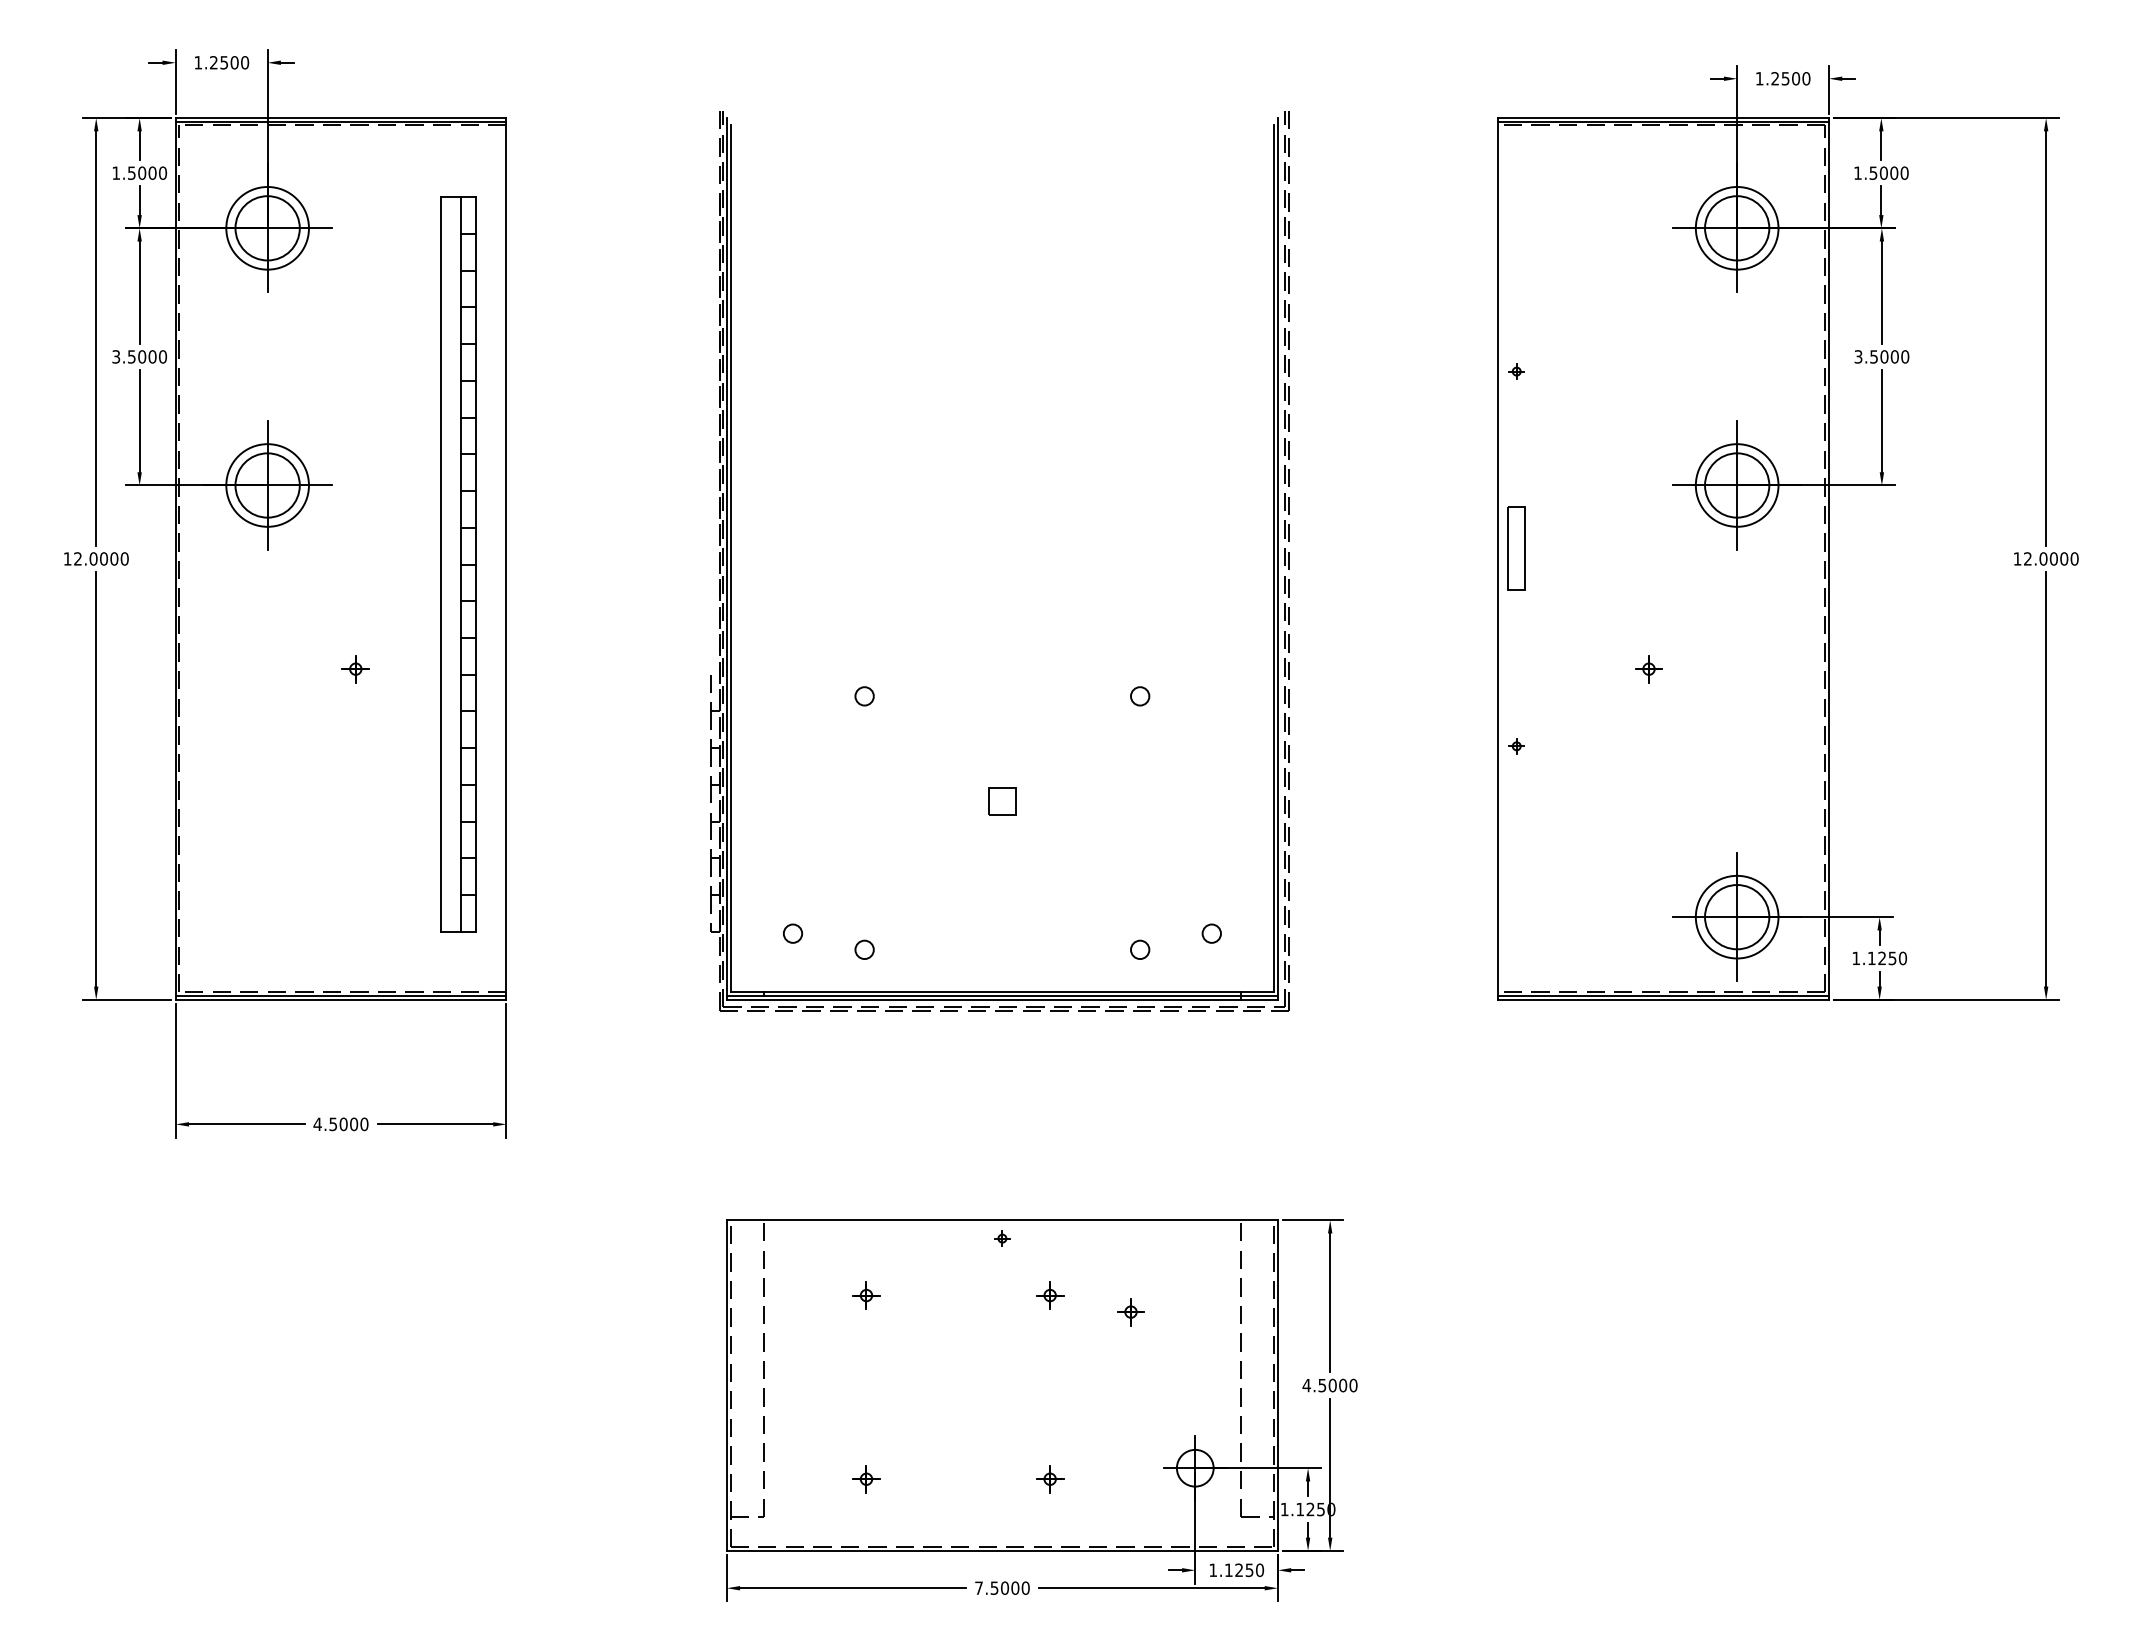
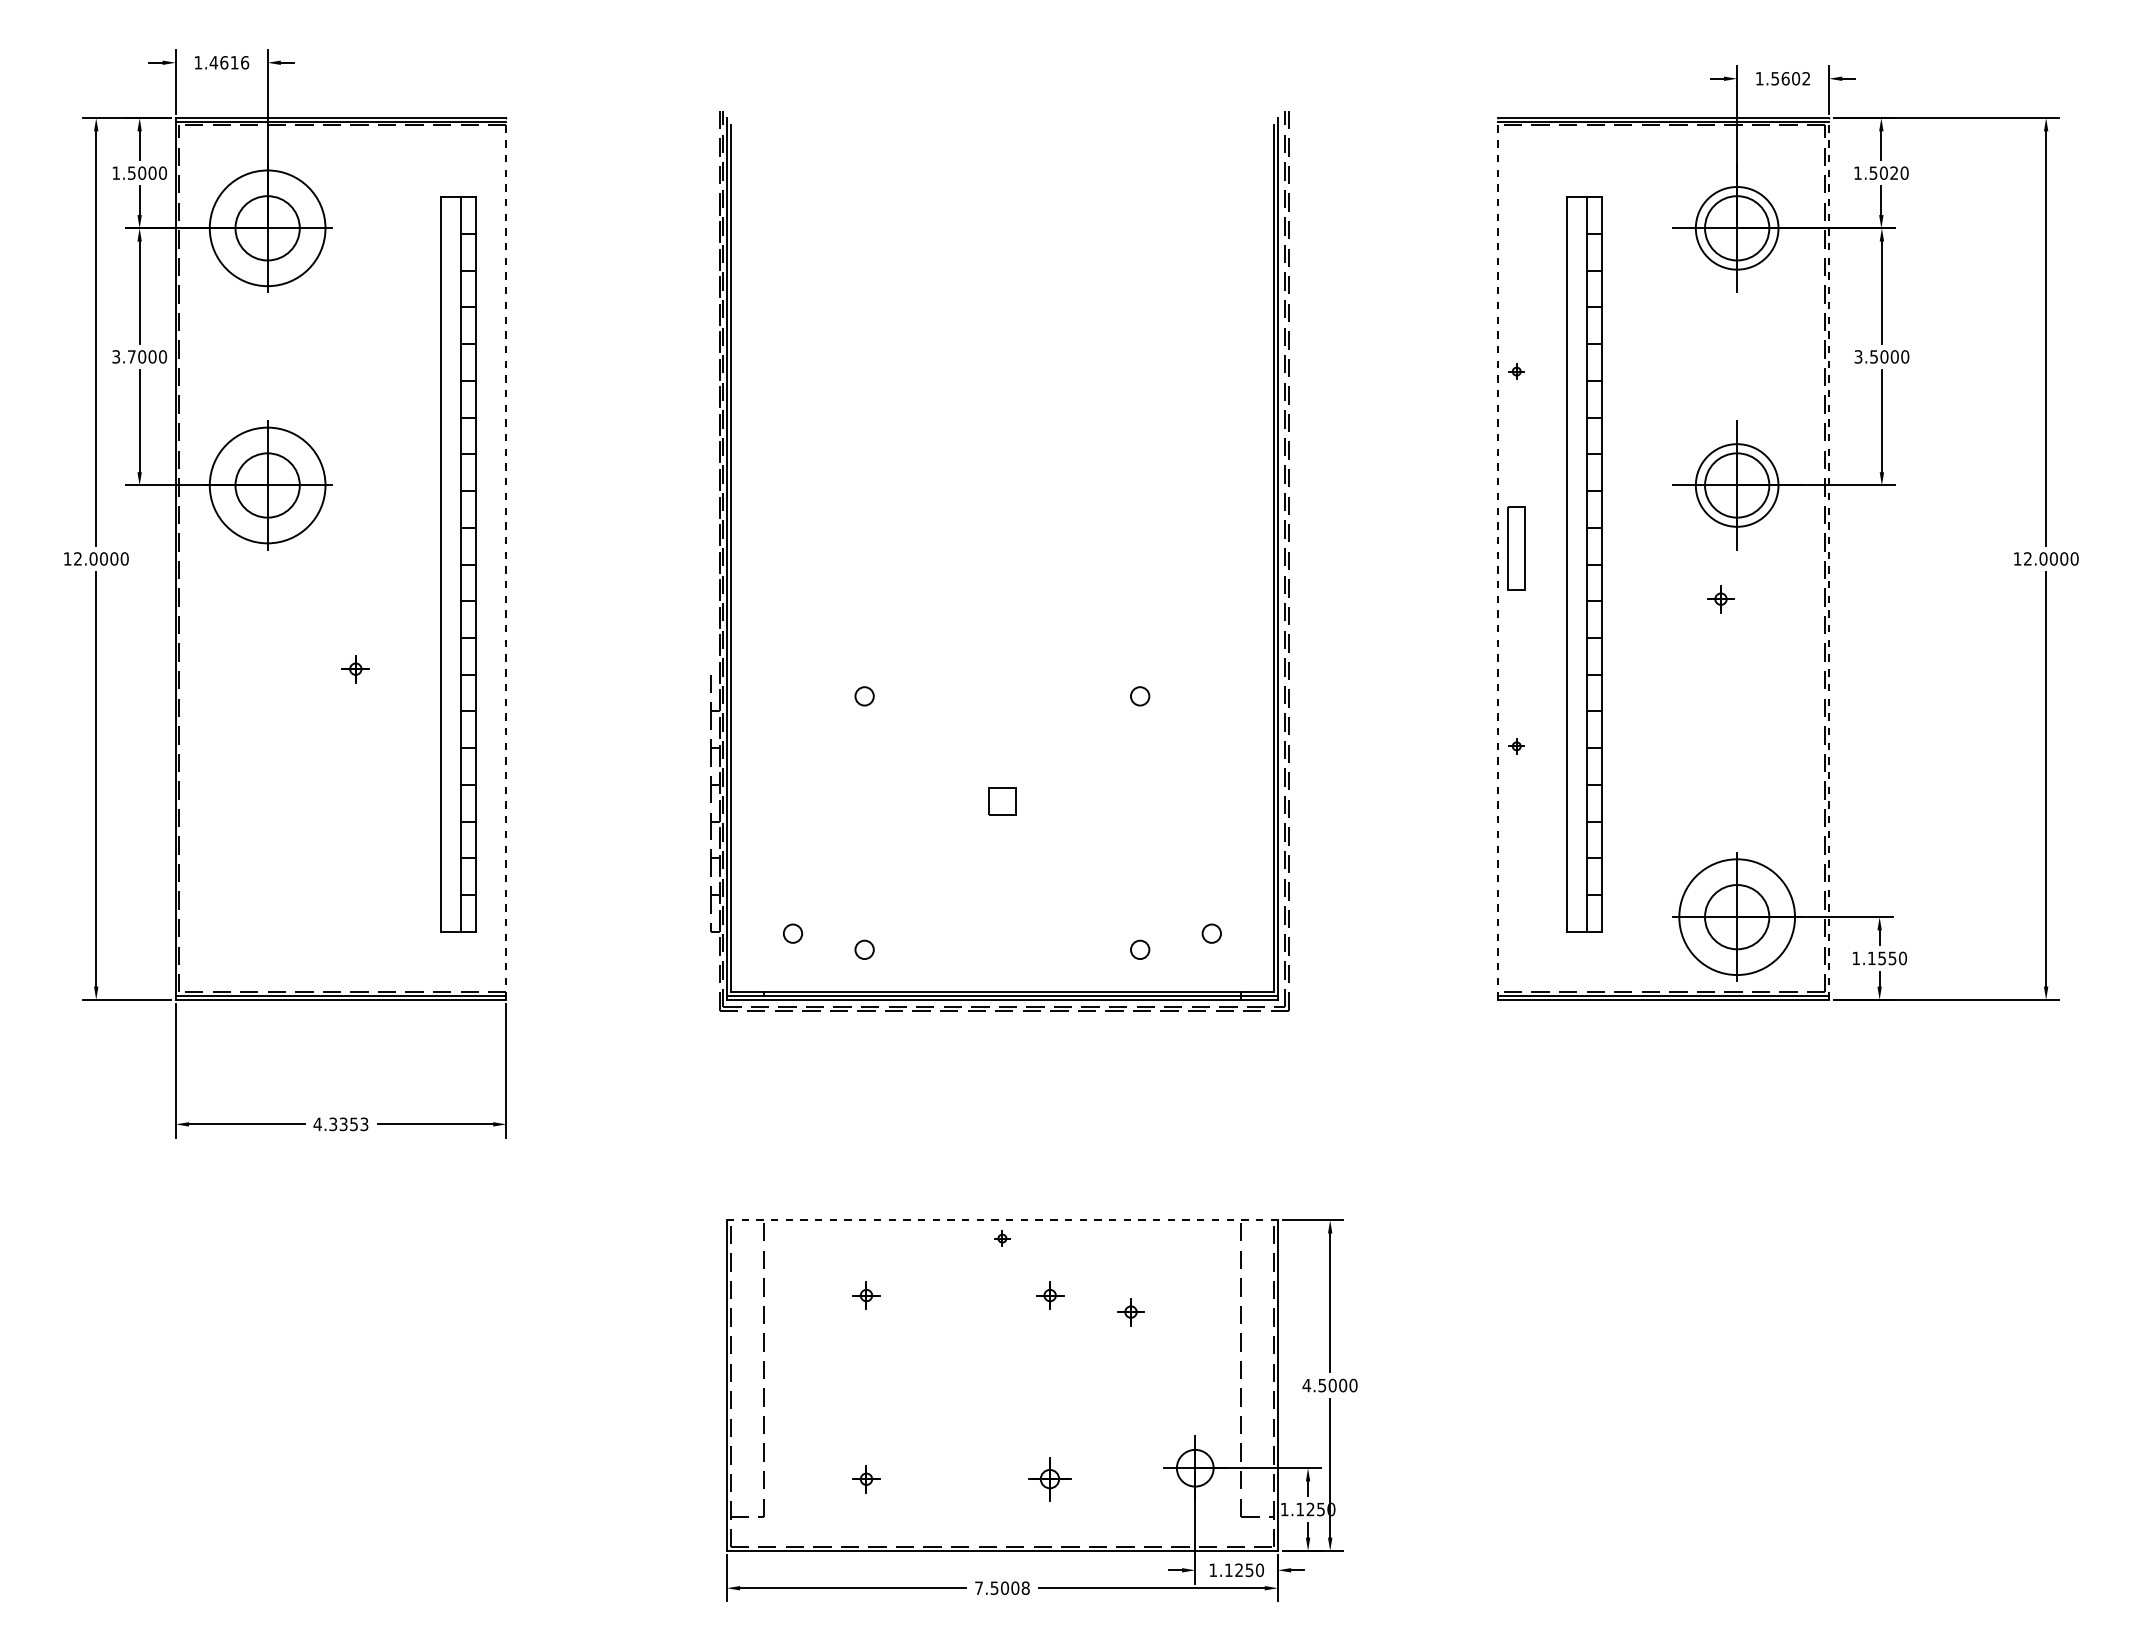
text: 1.2500 -> 1.4616 (229, 62)
text: 1.2500 -> 1.5602 (1790, 78)
text: 1.5000 -> 1.5020 (1894, 172)
circle diameter: 83 px -> 116 px (267, 228)
text: 3.5000 -> 3.7000 (131, 356)
circle diameter: 83 px -> 116 px (267, 485)
line: solid -> dashed (506, 558)
line: solid -> dashed (1498, 558)
line: solid -> dashed (1829, 558)
part: none -> present (1584, 564)
part position: (1648, 669) -> (1720, 599) (1720, 599)
circle diameter: 83 px -> 116 px (1737, 917)
text: 1.1250 -> 1.1550 (1881, 958)
text: 4.5000 -> 4.3353 (348, 1124)
line: solid -> dashed (1002, 1220)
part size: 29x29 px -> 44x45 px (1049, 1479)
text: 7.5000 -> 7.5008 (1025, 1587)
